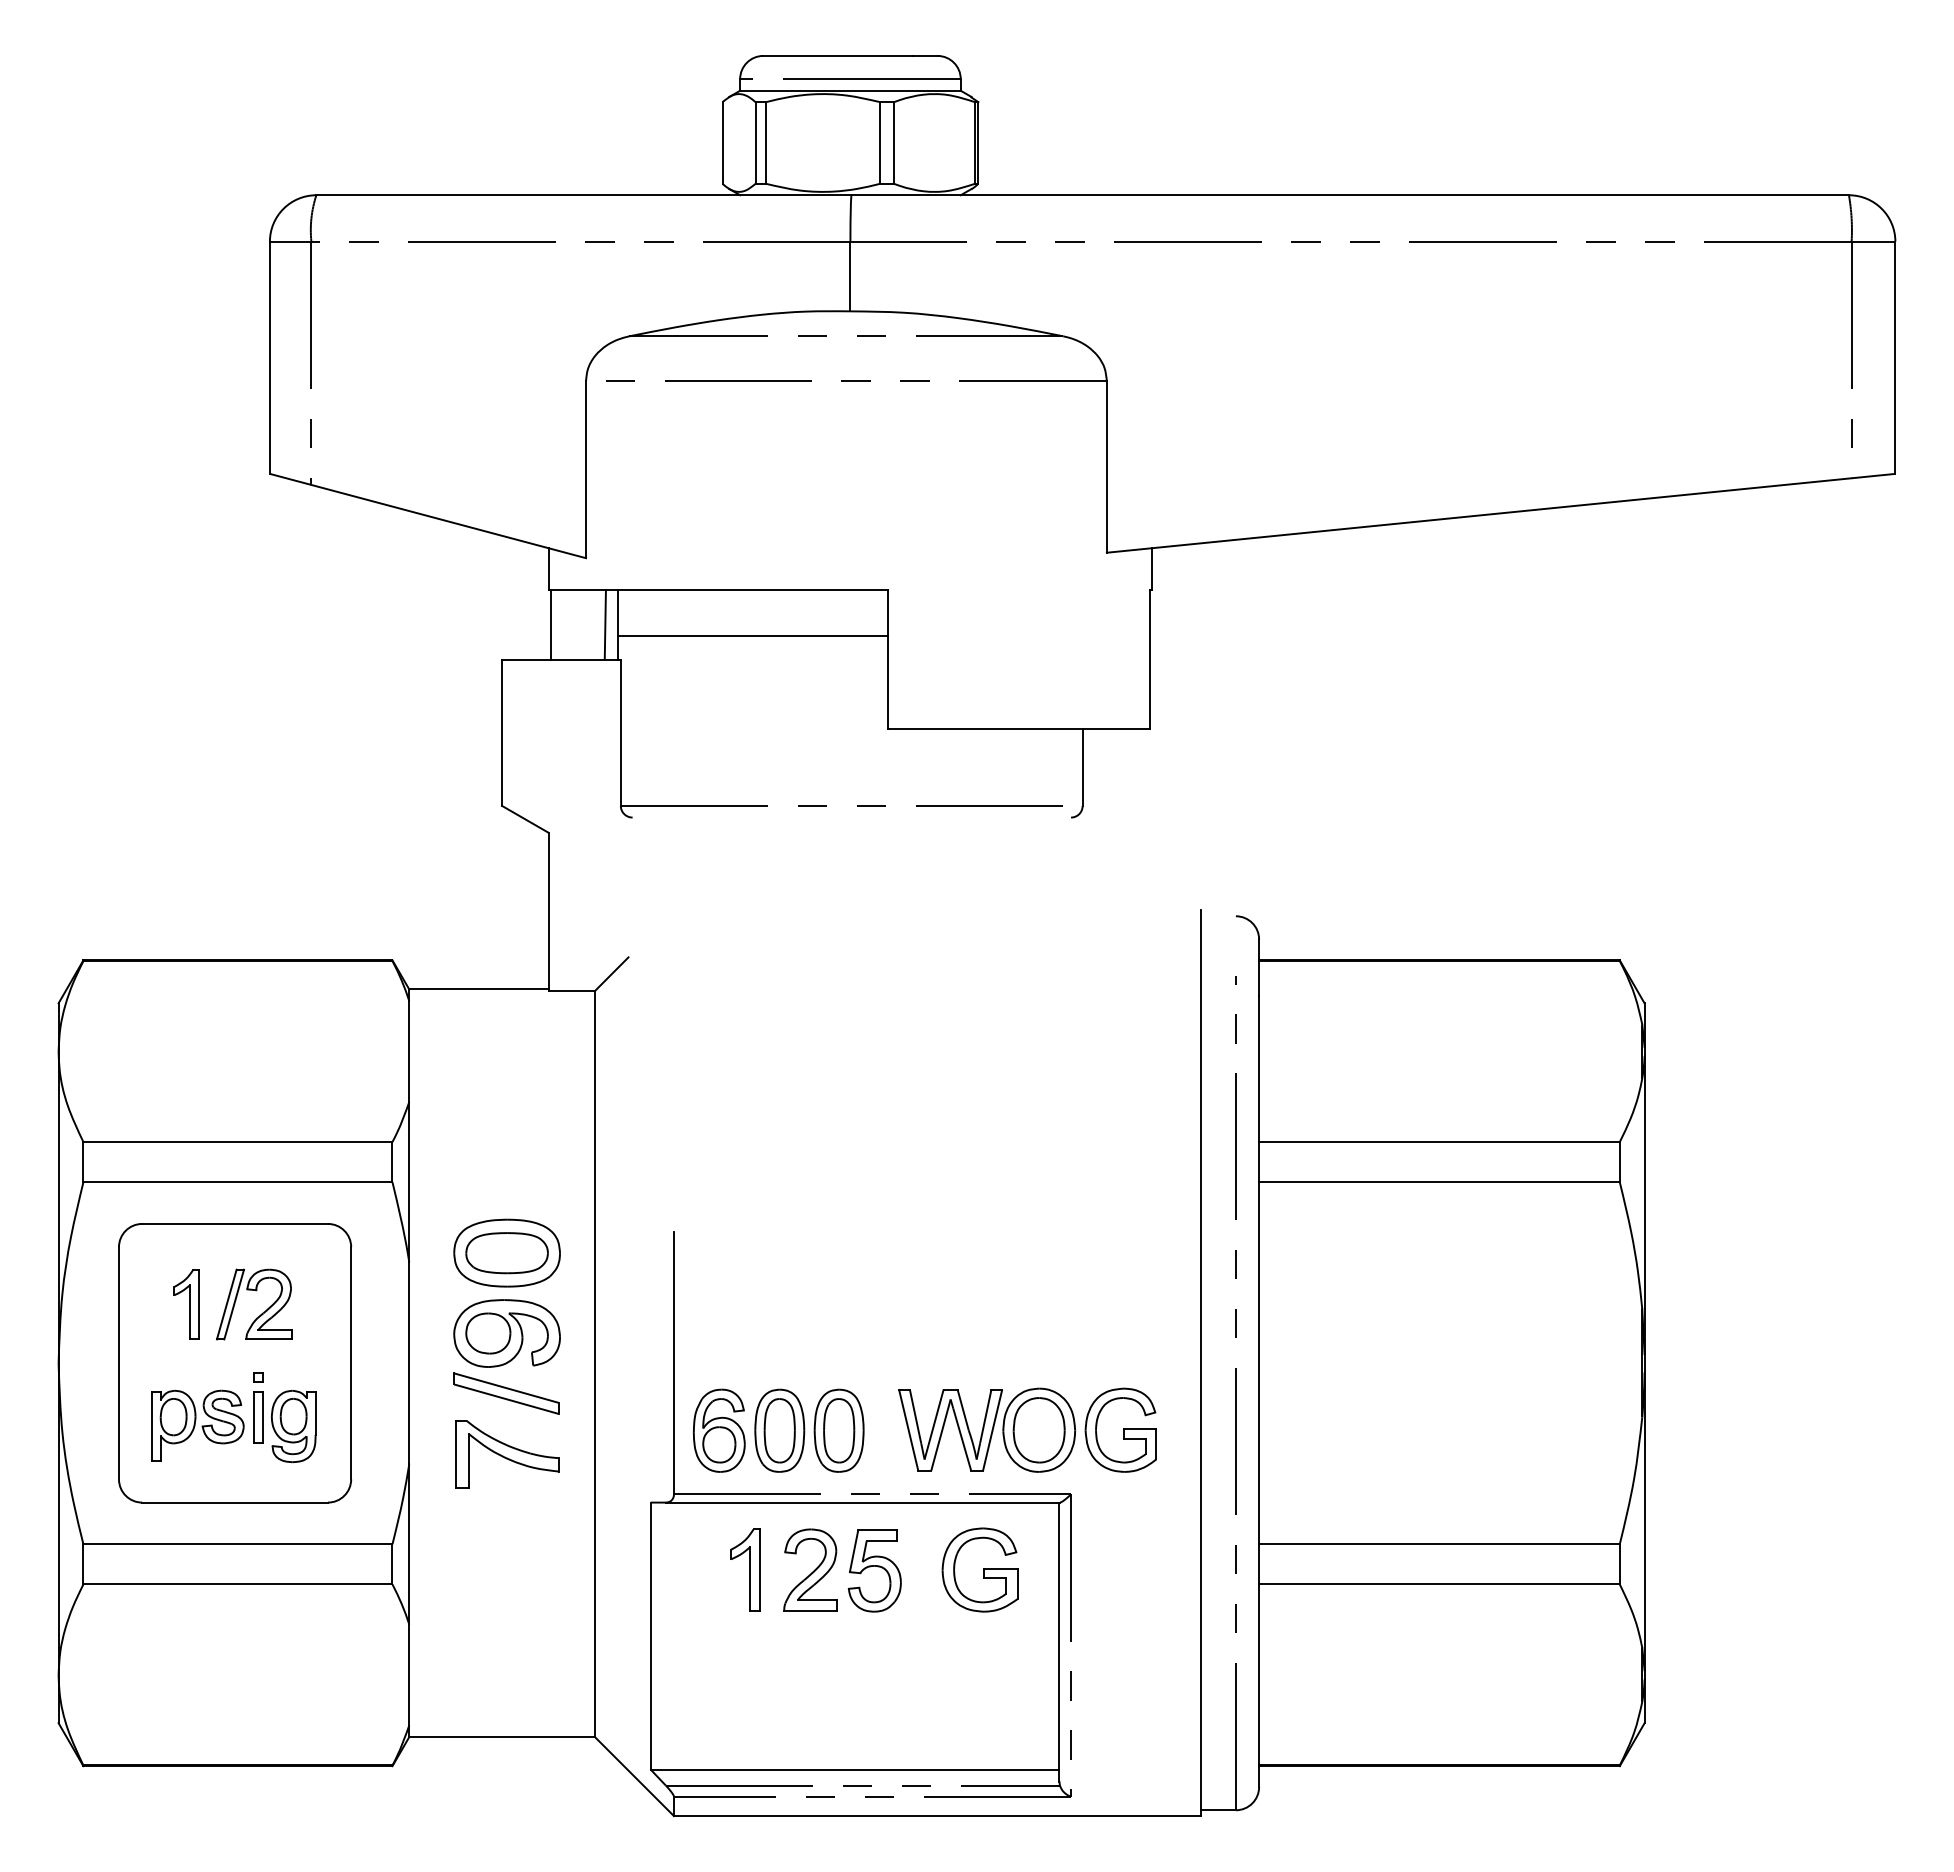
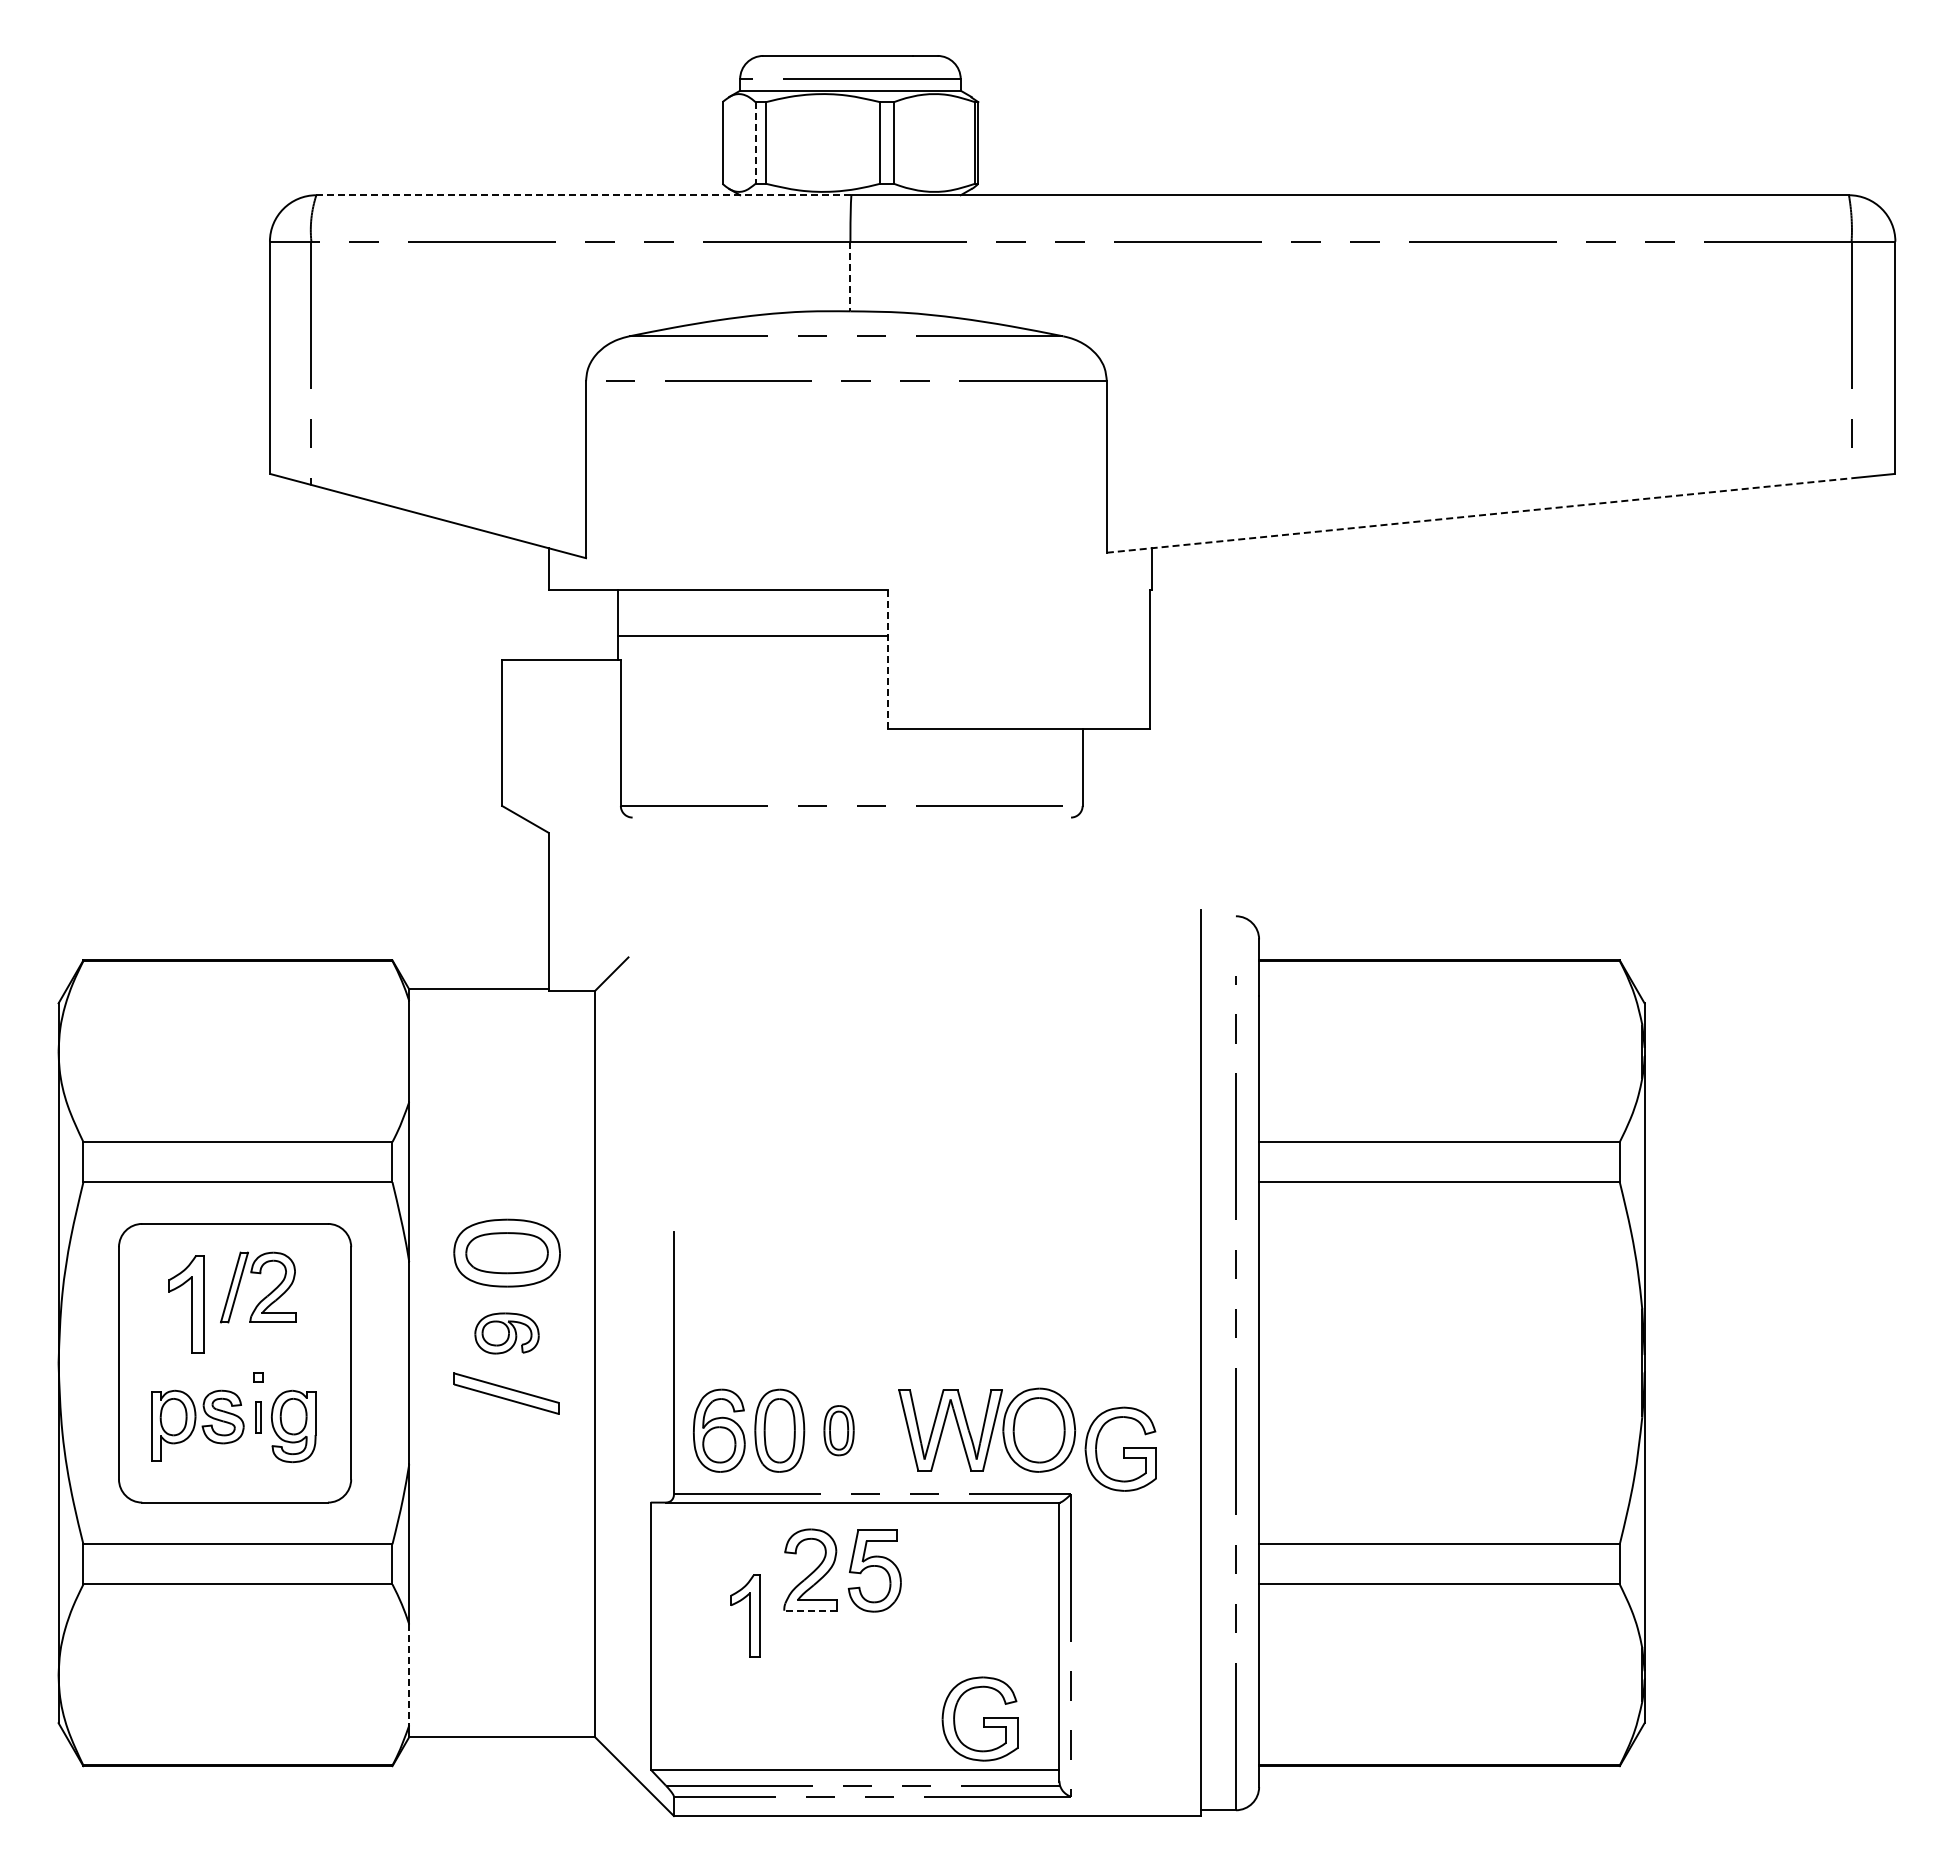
line: solid -> dashed (755, 143)
line: solid -> dashed (583, 195)
line: solid -> dashed (850, 276)
line: solid -> dashed (1479, 515)
line: present -> none (550, 624)
line: present -> none (604, 624)
line: solid -> dashed (887, 659)
part size: 27x71 px -> 37x99 px (186, 1304)
part position: (262, 1312) -> (266, 1295) (266, 1295)
part size: 108x69 px -> 66x43 px (506, 1333)
part size: 11x53 px -> 7x33 px (258, 1417)
part position: (1120, 1429) -> (1120, 1448) (1120, 1448)
part size: 52x85 px -> 32x52 px (838, 1430)
part: present -> none (507, 1454)
part position: (745, 1569) -> (745, 1615) (745, 1615)
part position: (979, 1569) -> (979, 1718) (979, 1718)
line: solid -> dashed (810, 1610)
line: solid -> dashed (409, 1674)
